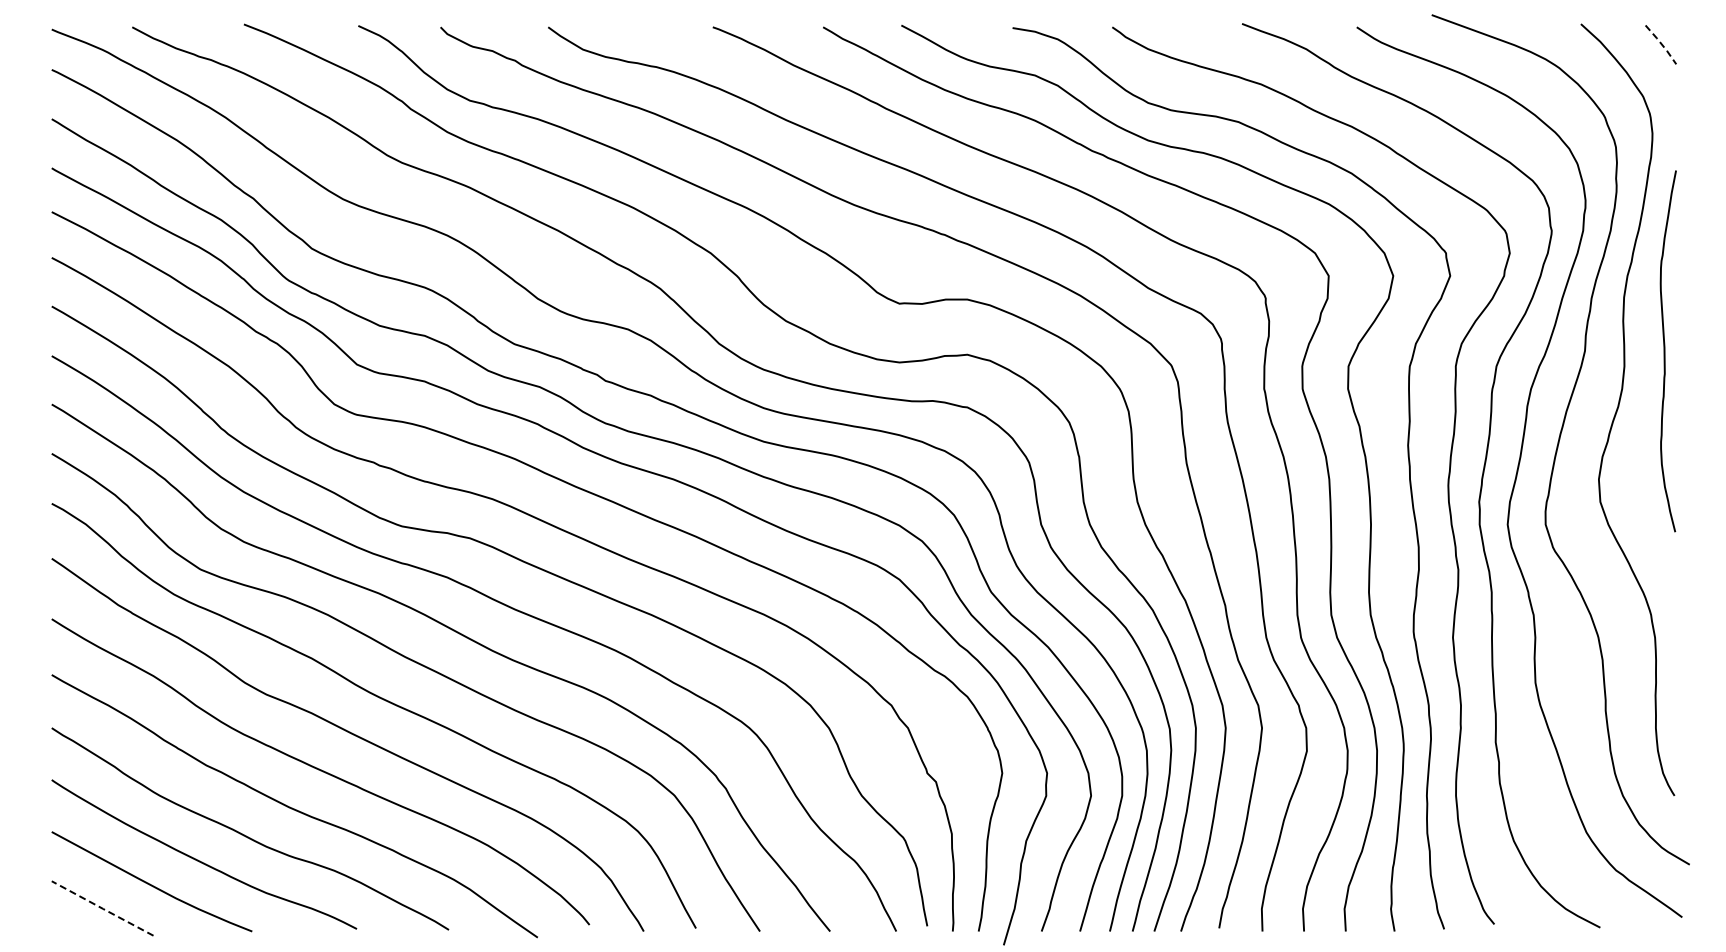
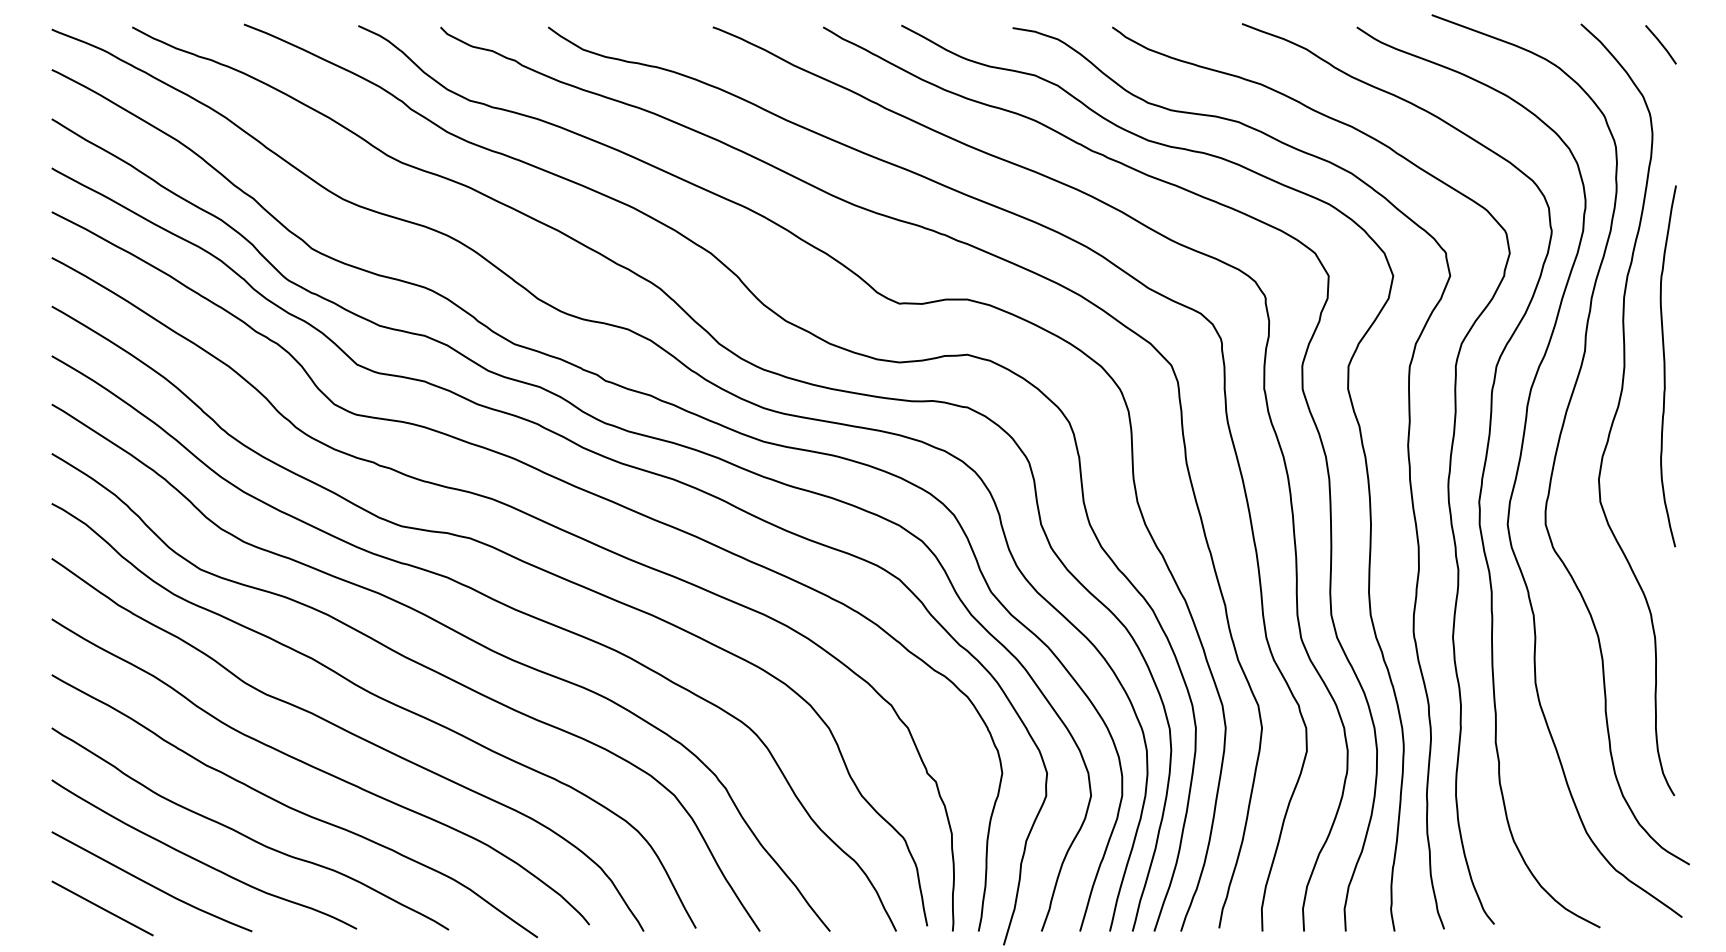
line: dashed -> solid (1661, 44)
curve position: (1665, 351) -> (1665, 366) (1665, 366)
line: dashed -> solid (102, 908)
